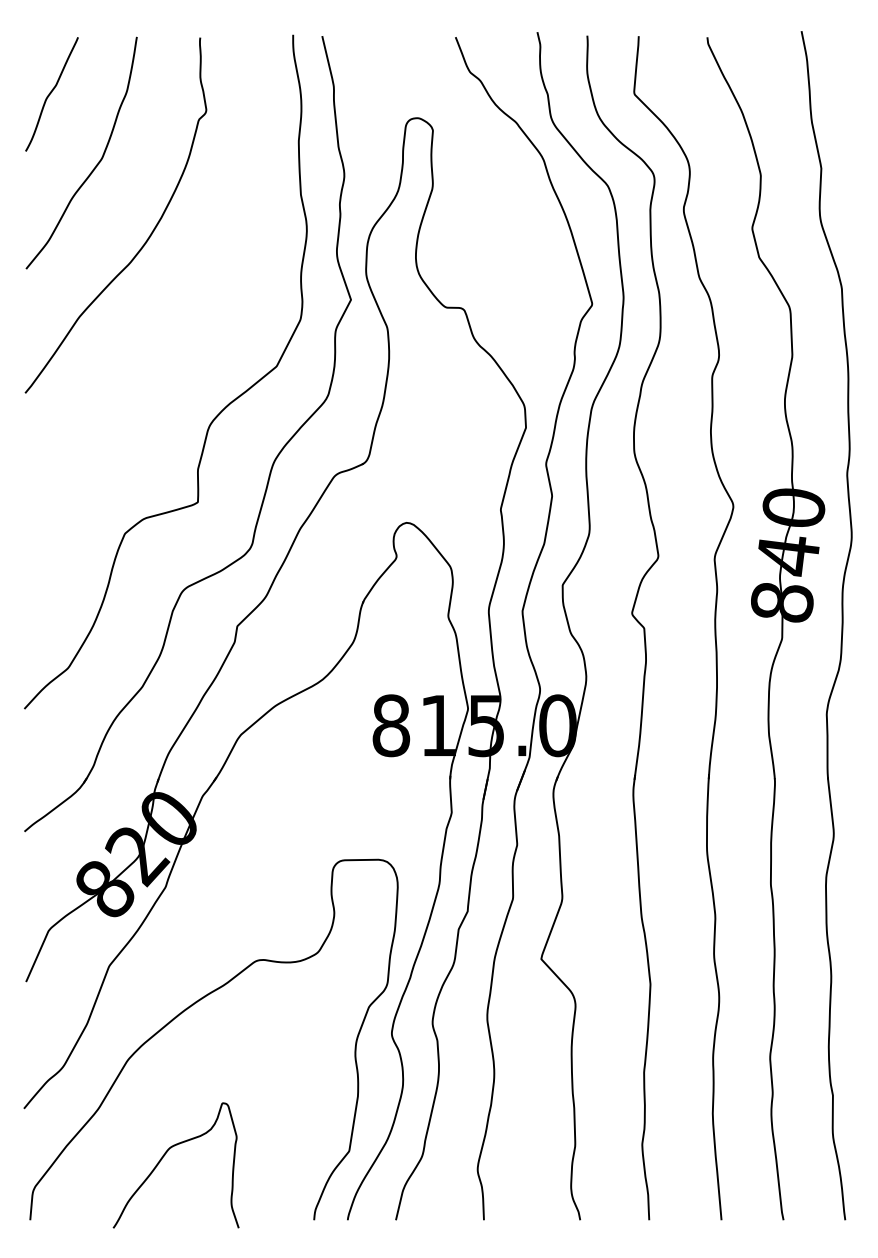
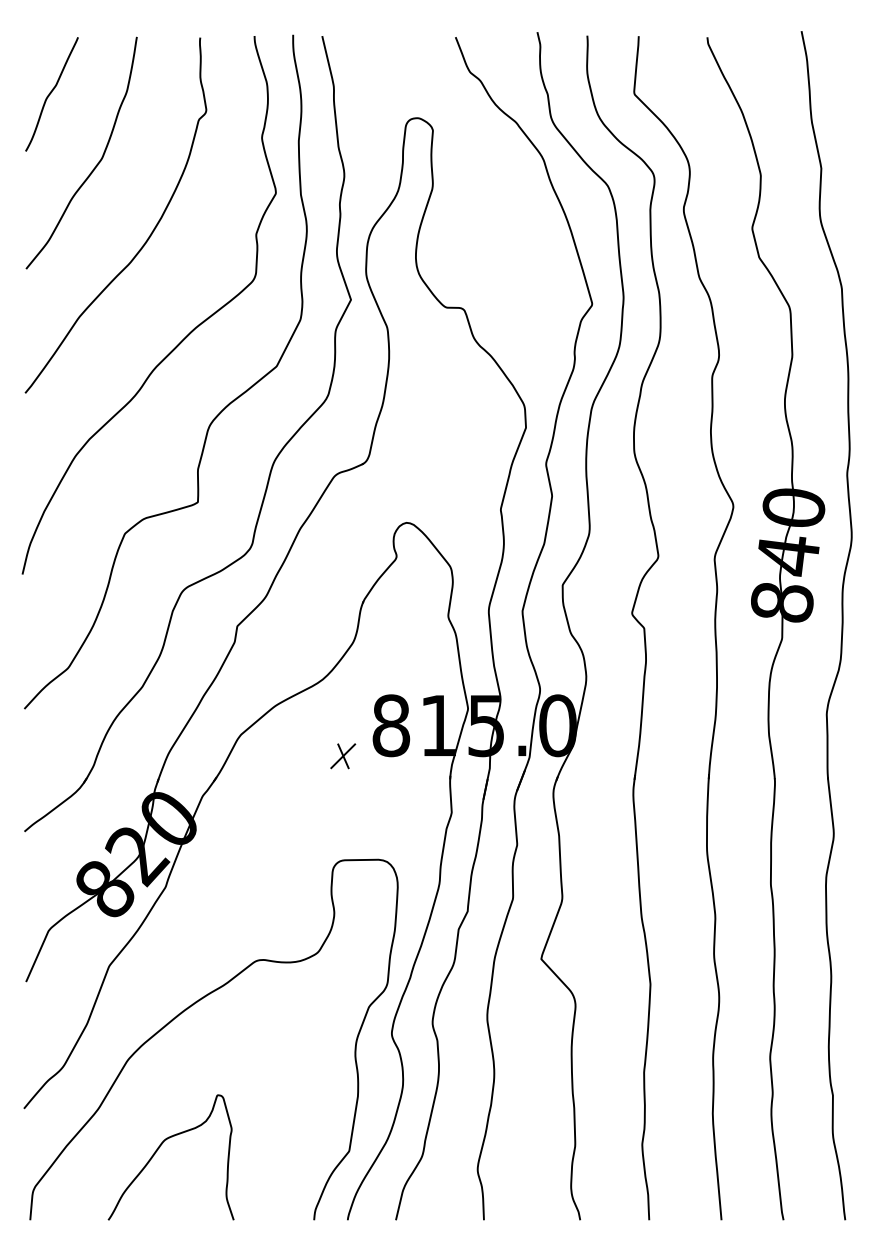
curve: none -> present (182, 339)
part: none -> present (343, 756)
curve position: (165, 1155) -> (160, 1147) (160, 1147)
